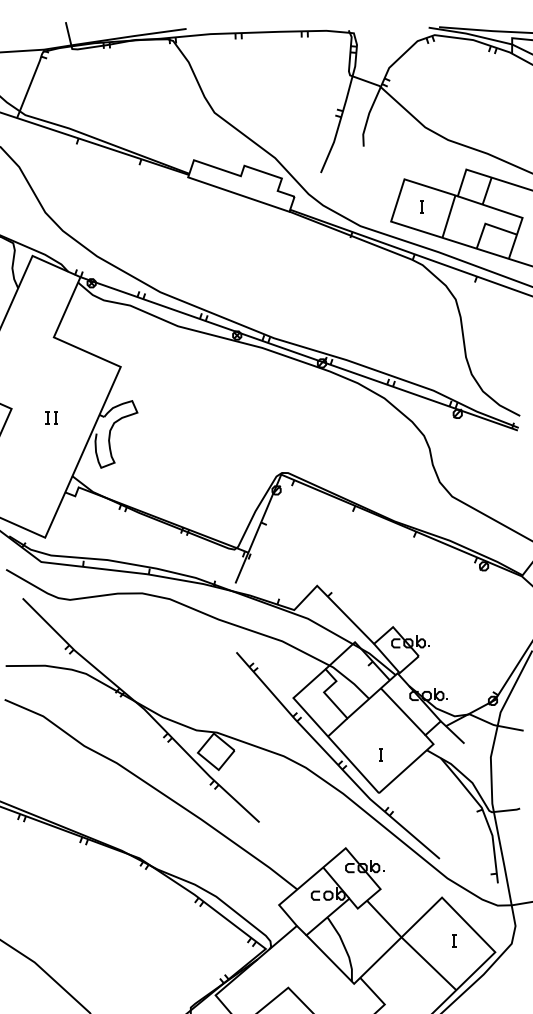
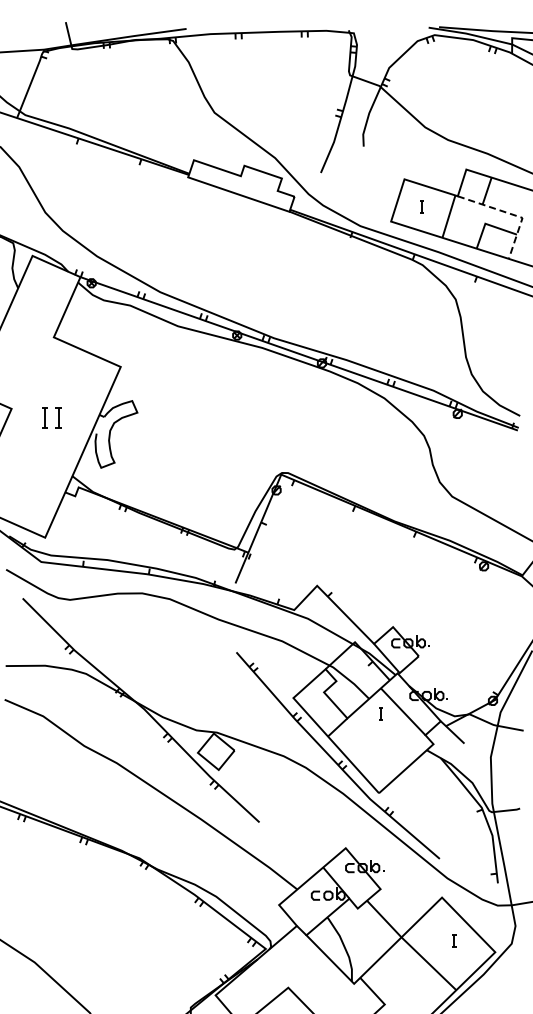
line: solid -> dashed (511, 214)
part size: 13x14 px -> 20x22 px (51, 417)
part position: (380, 754) -> (380, 713) (380, 713)
